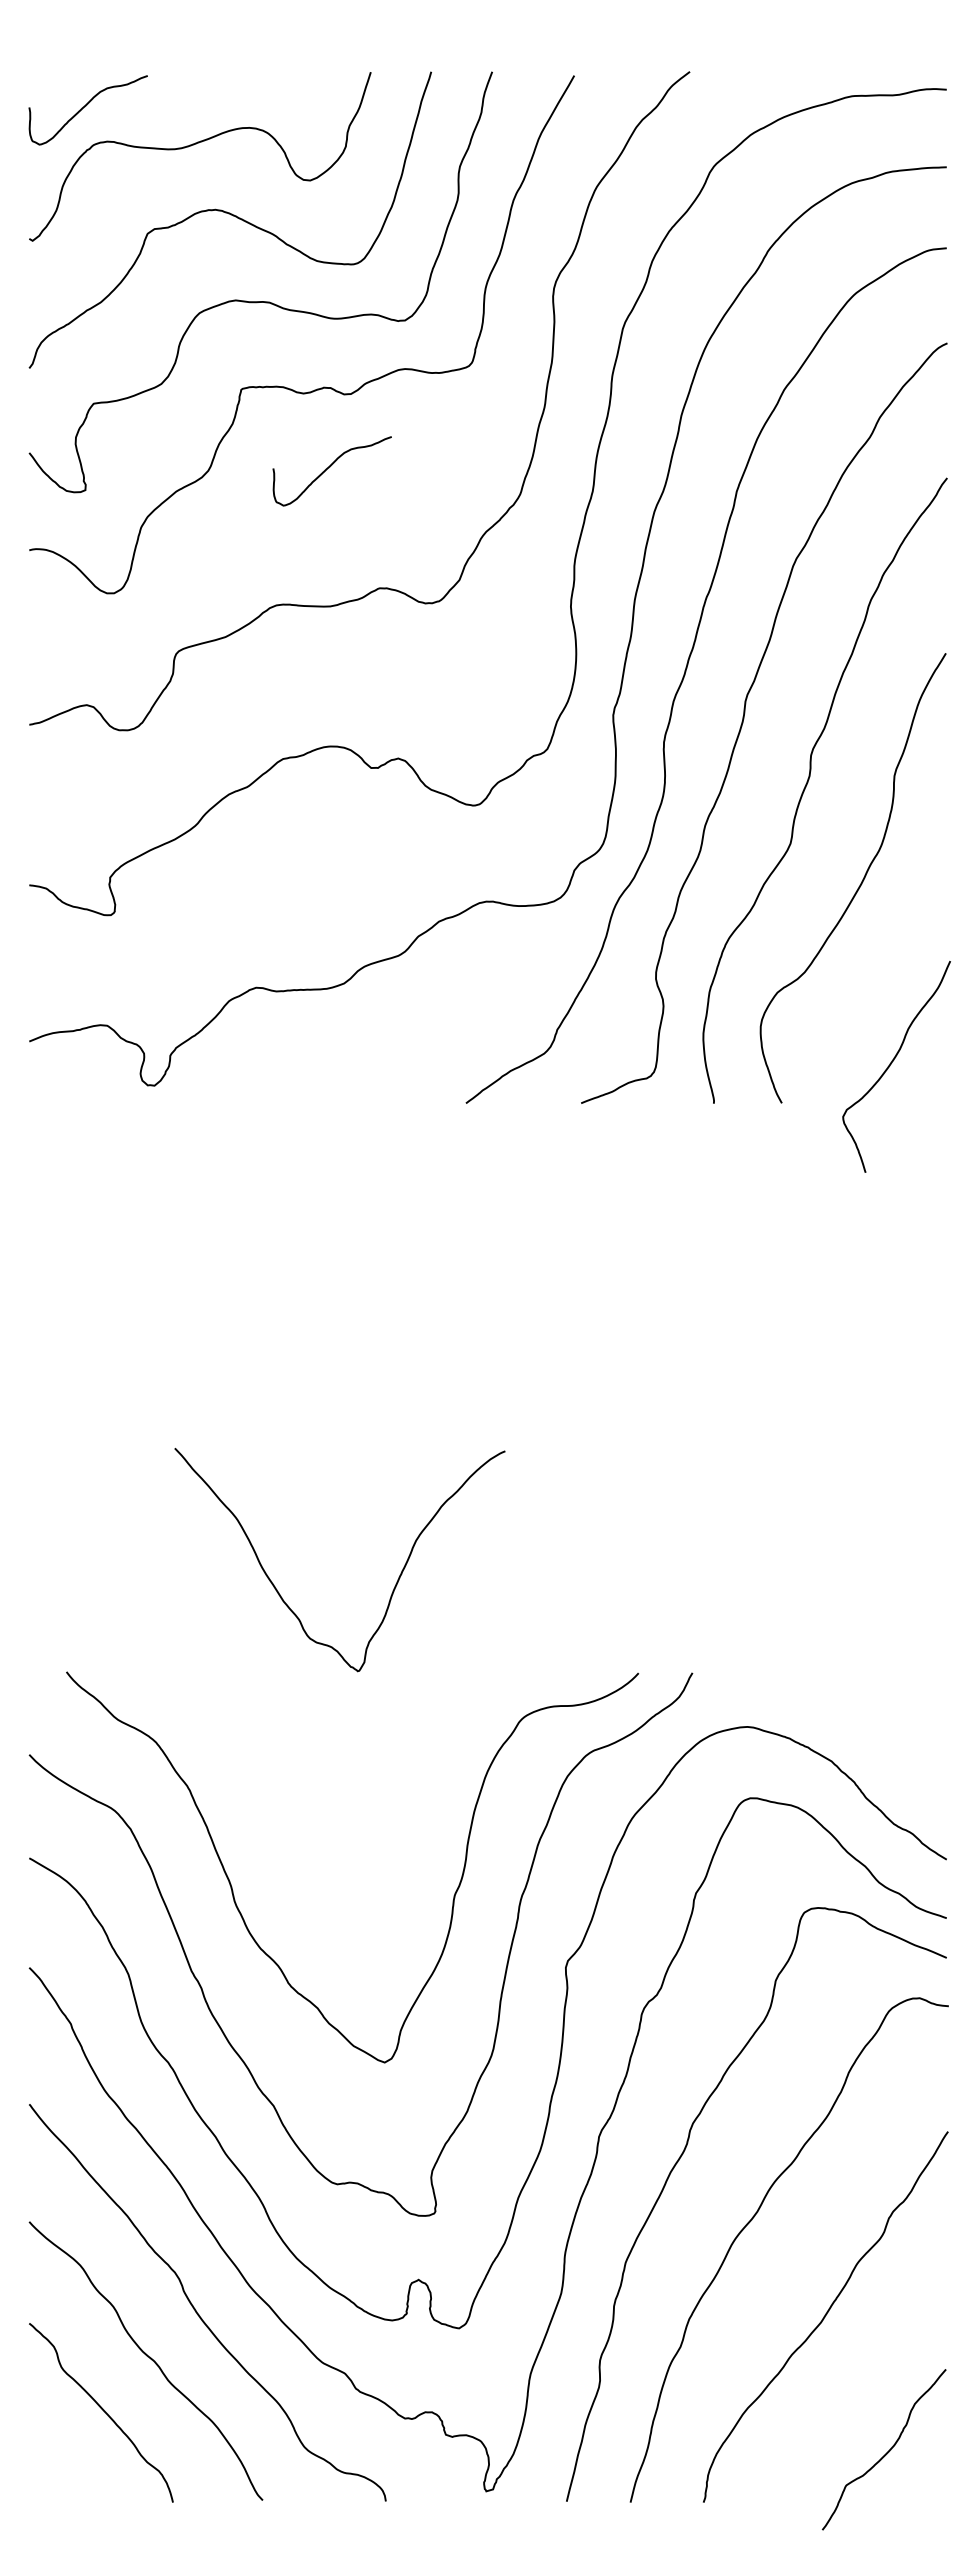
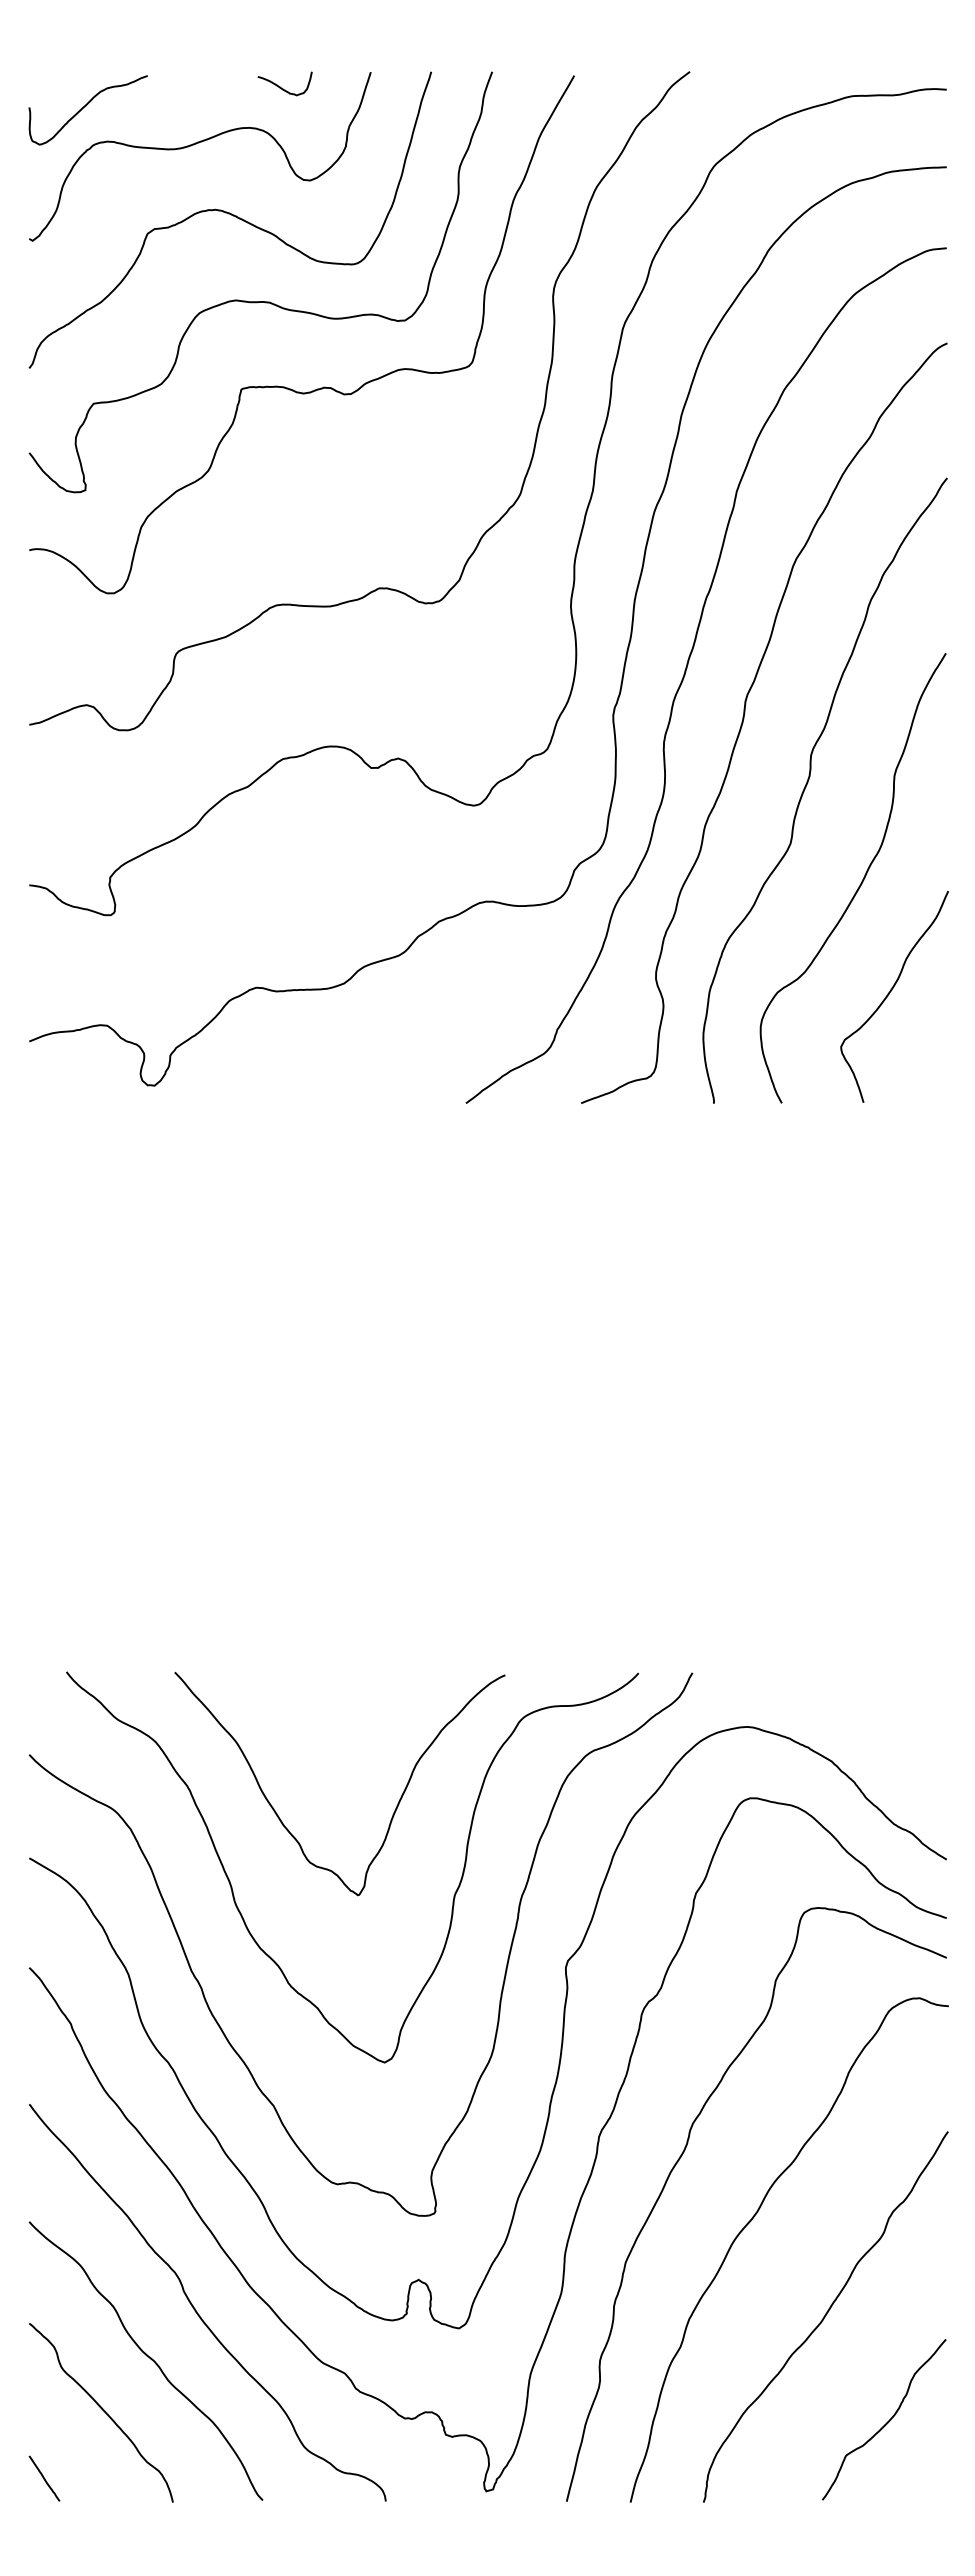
curve: none -> present (280, 86)
curve: present -> none (330, 467)
curve position: (892, 1063) -> (890, 993) (890, 993)
curve position: (396, 1581) -> (396, 1805) (396, 1805)
curve position: (887, 2451) -> (887, 2421) (887, 2421)
line: none -> present (44, 2478)
